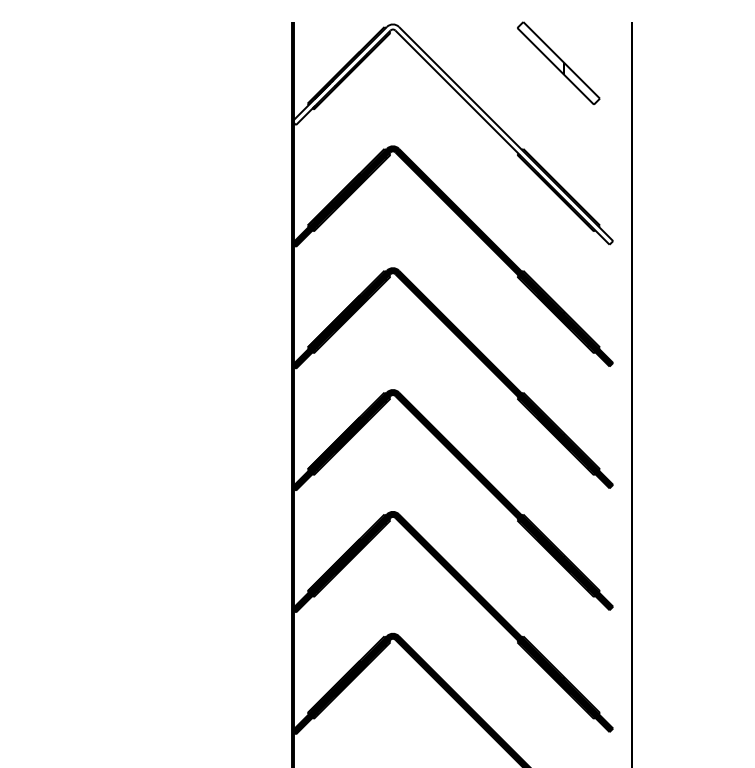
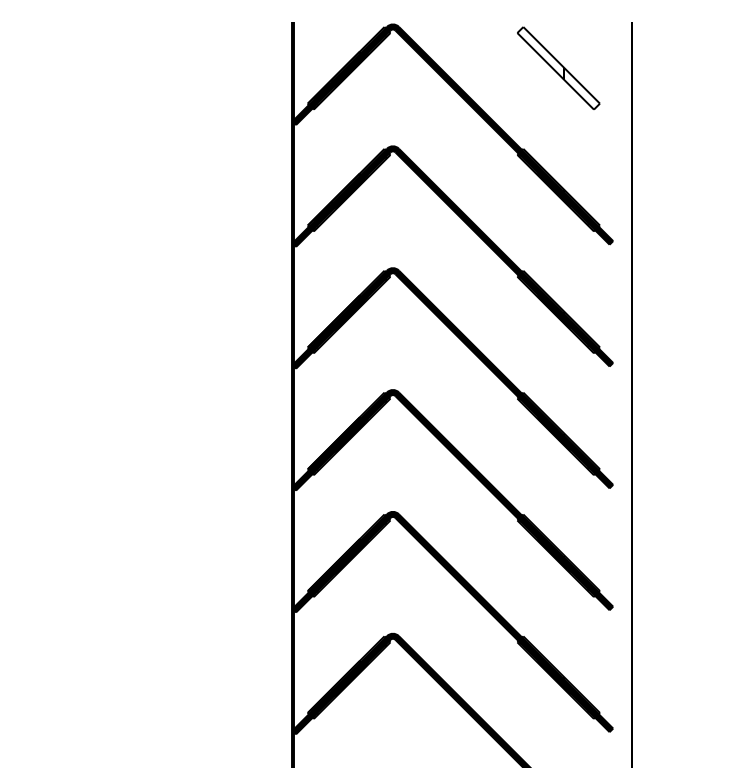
part position: (558, 62) -> (558, 67) (558, 67)
fill: none -> present (452, 134)
